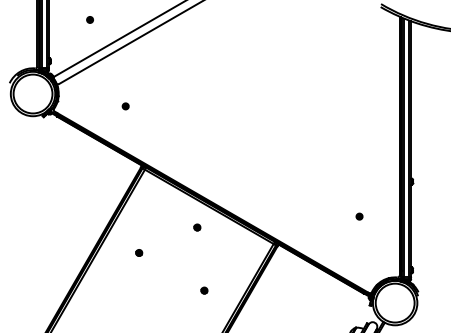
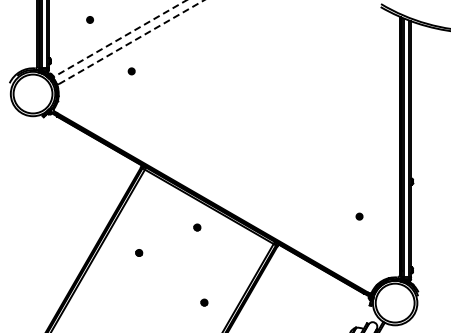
line: solid -> dashed (120, 38)
line: solid -> dashed (131, 42)
part position: (125, 106) -> (131, 71) (131, 71)
part position: (204, 290) -> (204, 302) (204, 302)
